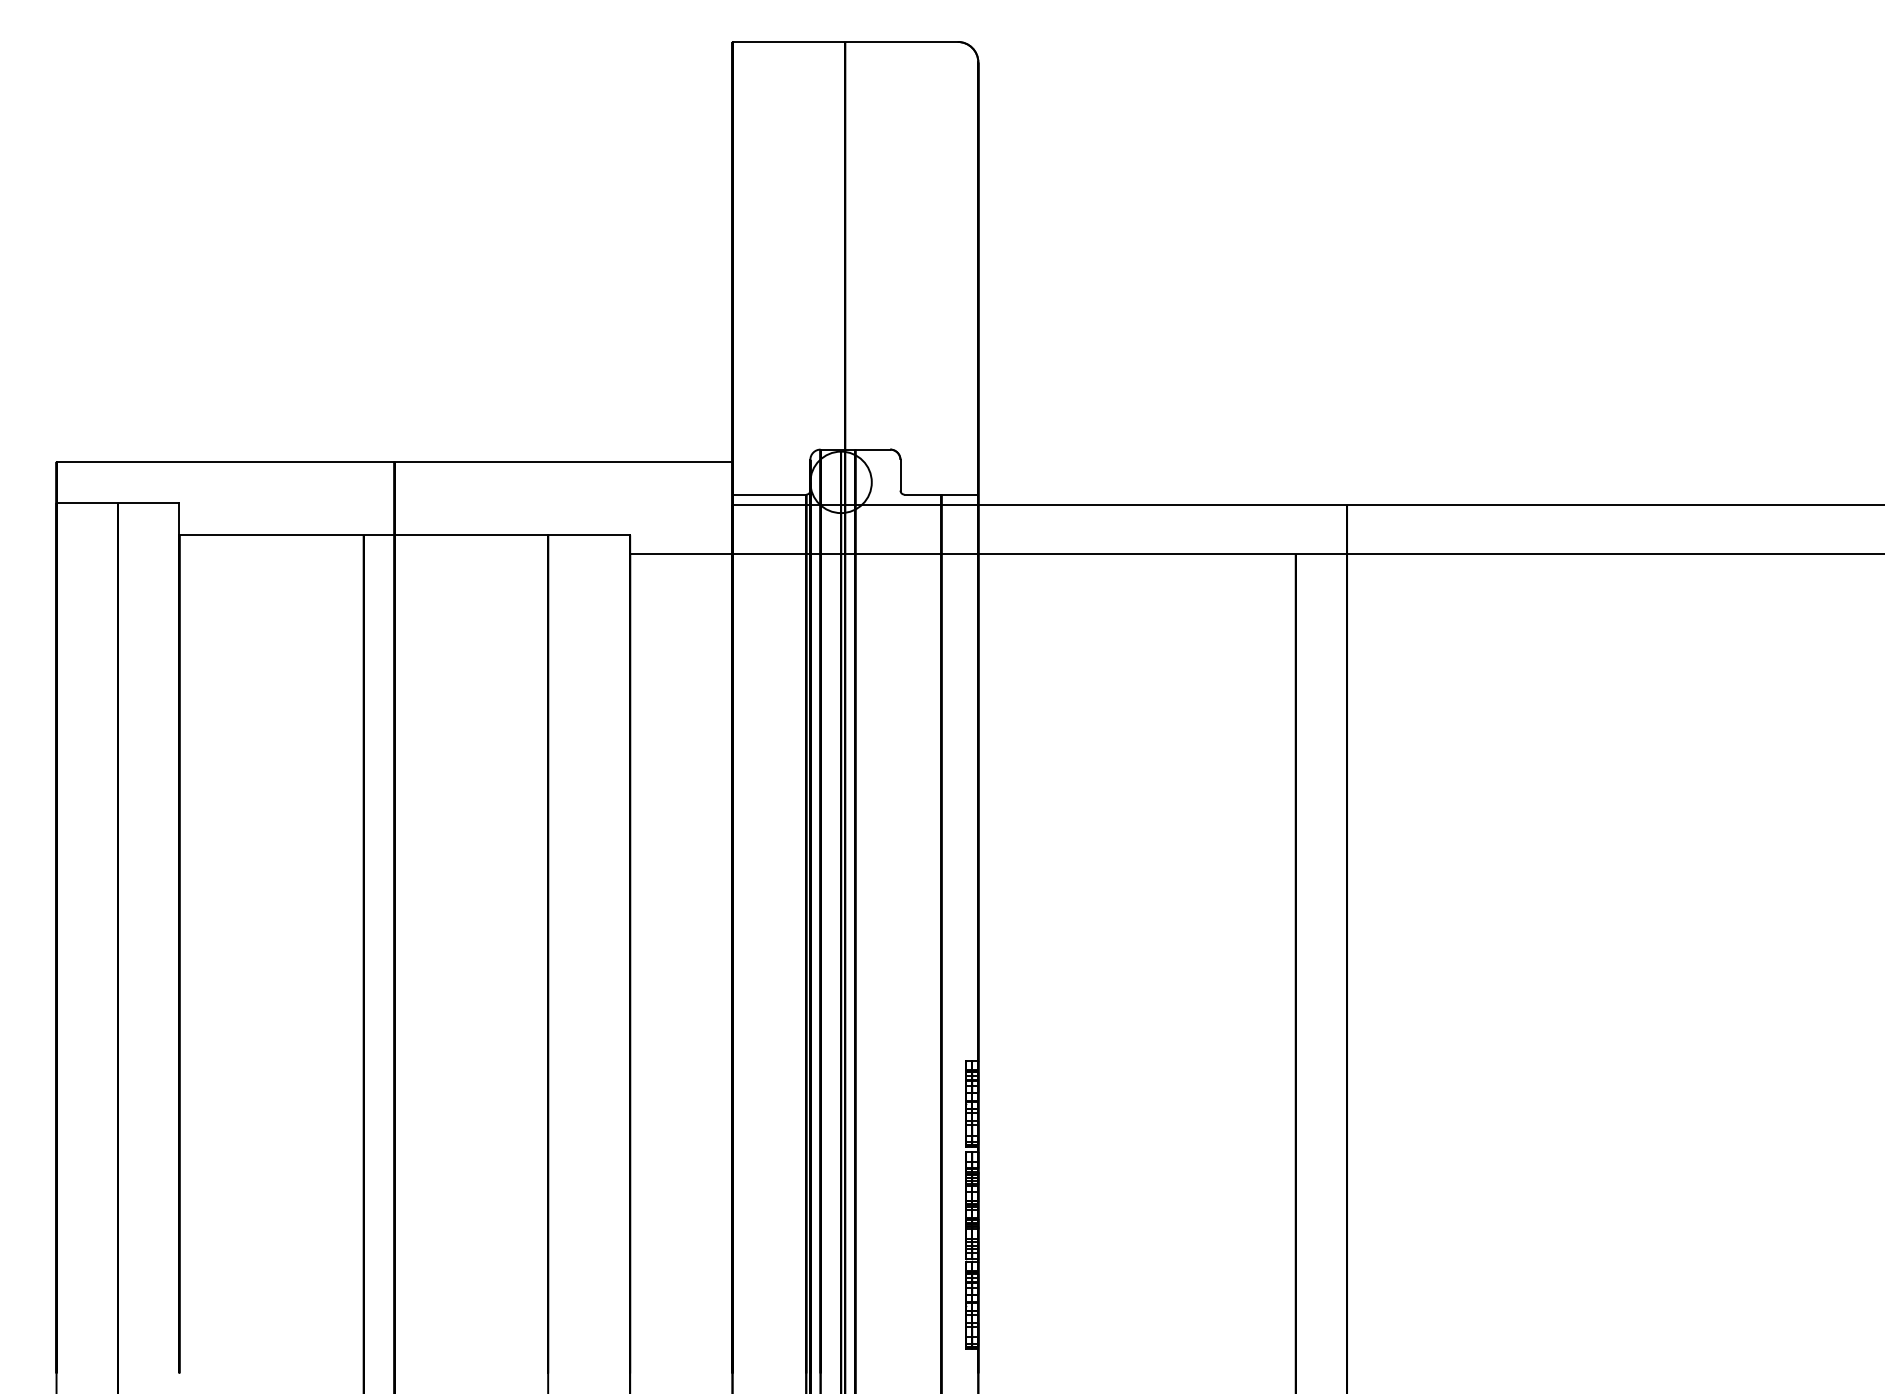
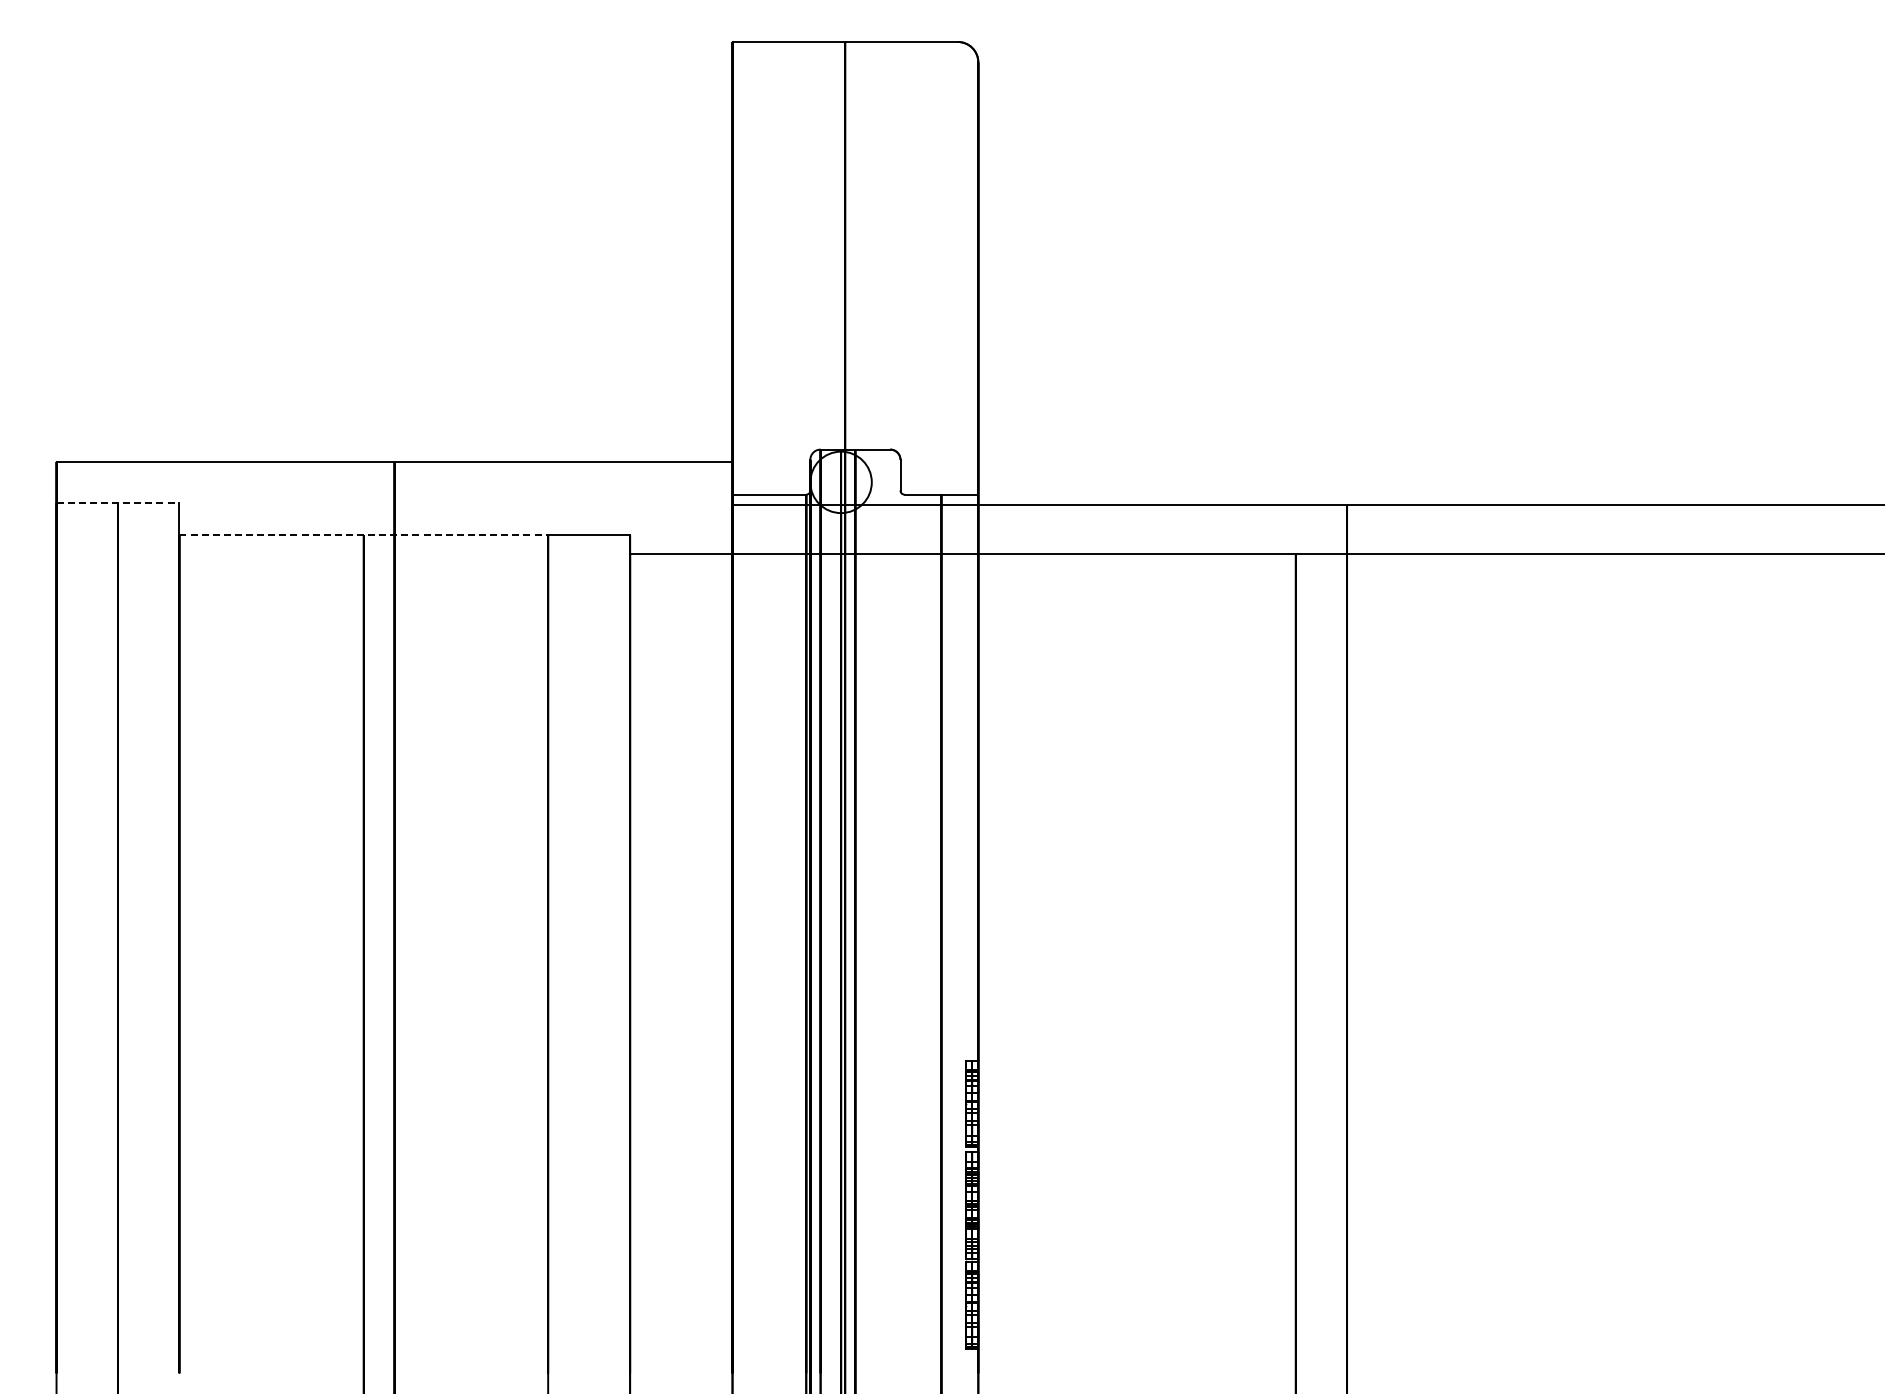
line: solid -> dashed (118, 502)
line: solid -> dashed (364, 535)
